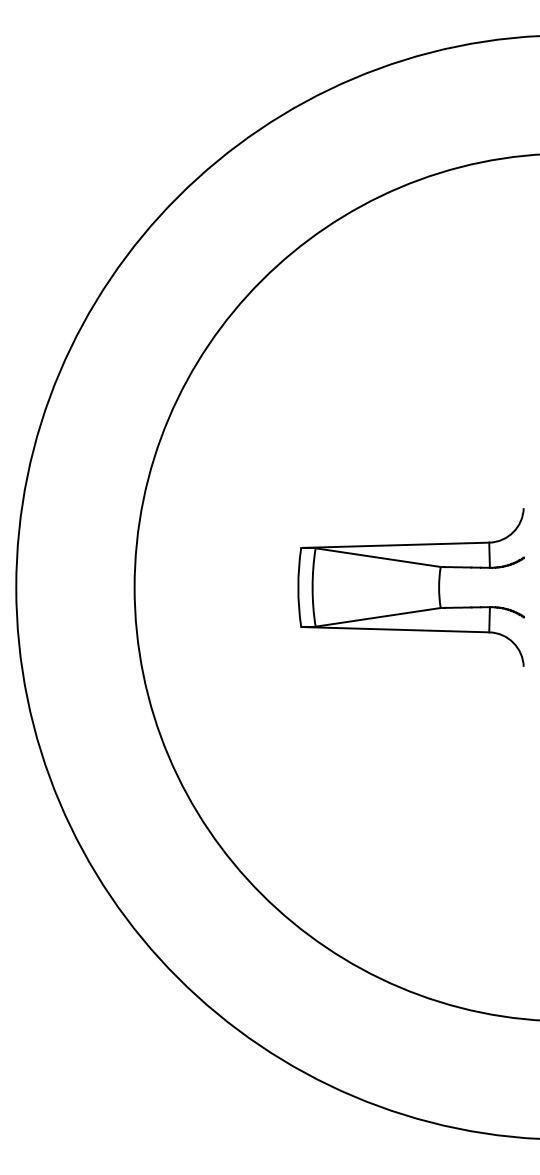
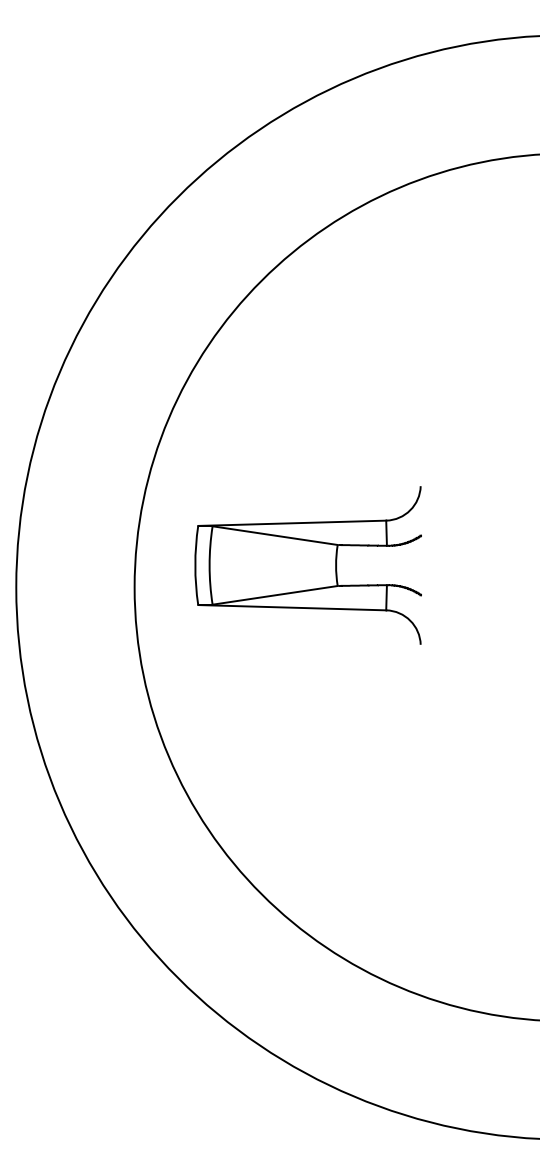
part position: (410, 587) -> (307, 565) (307, 565)
